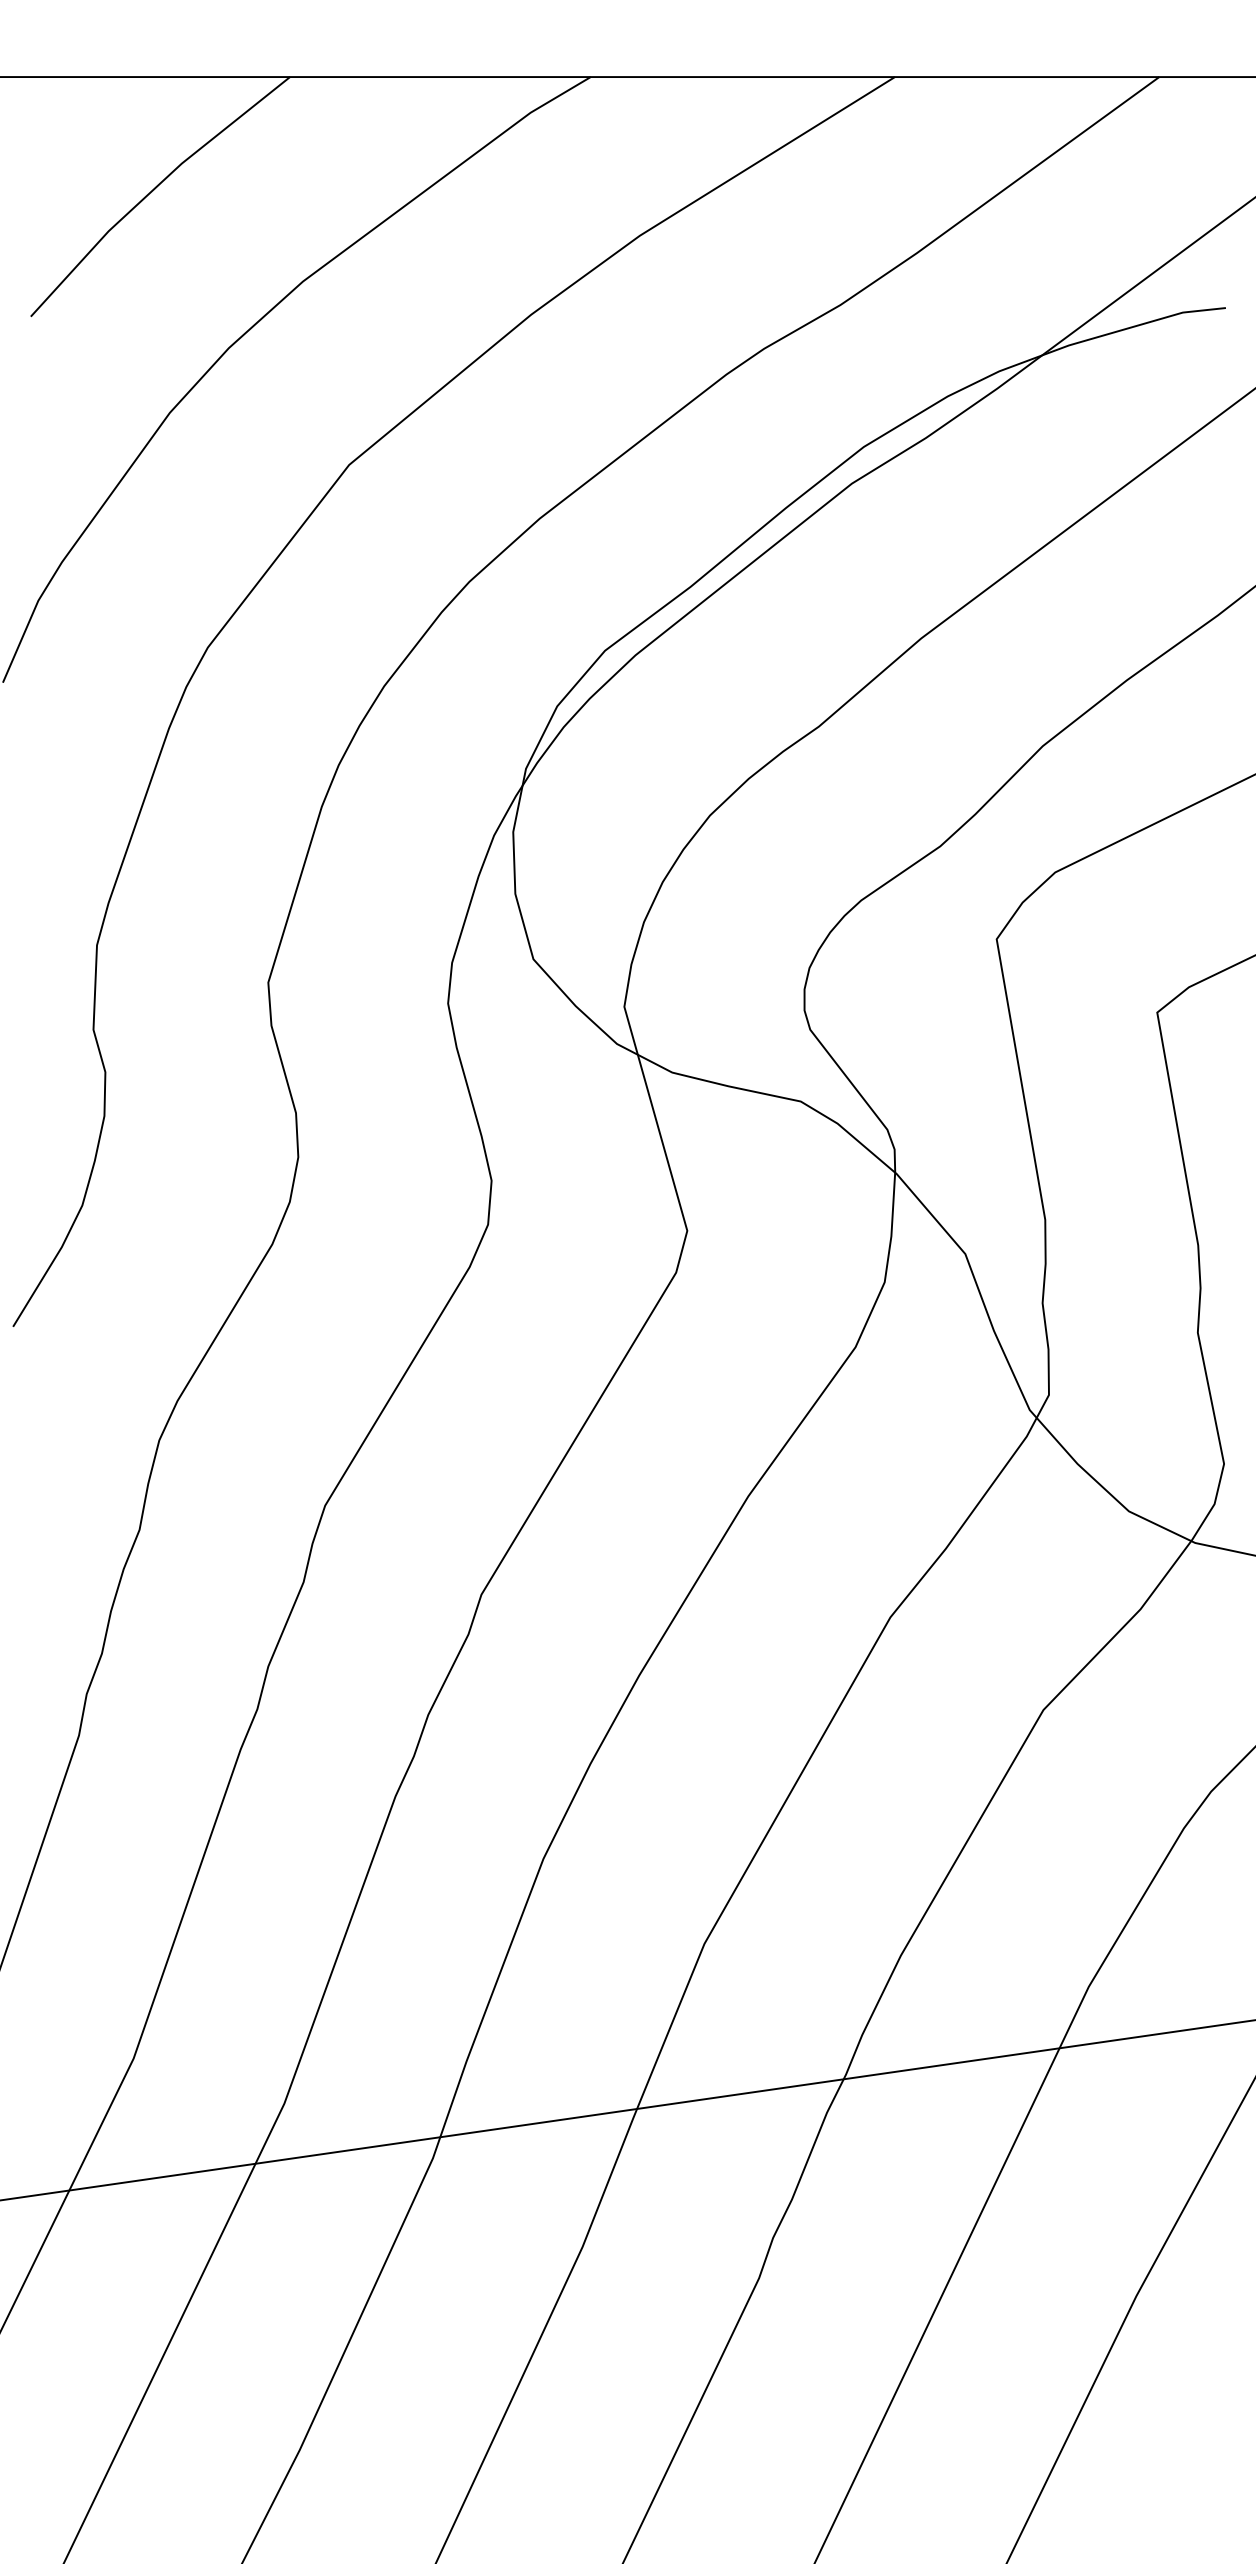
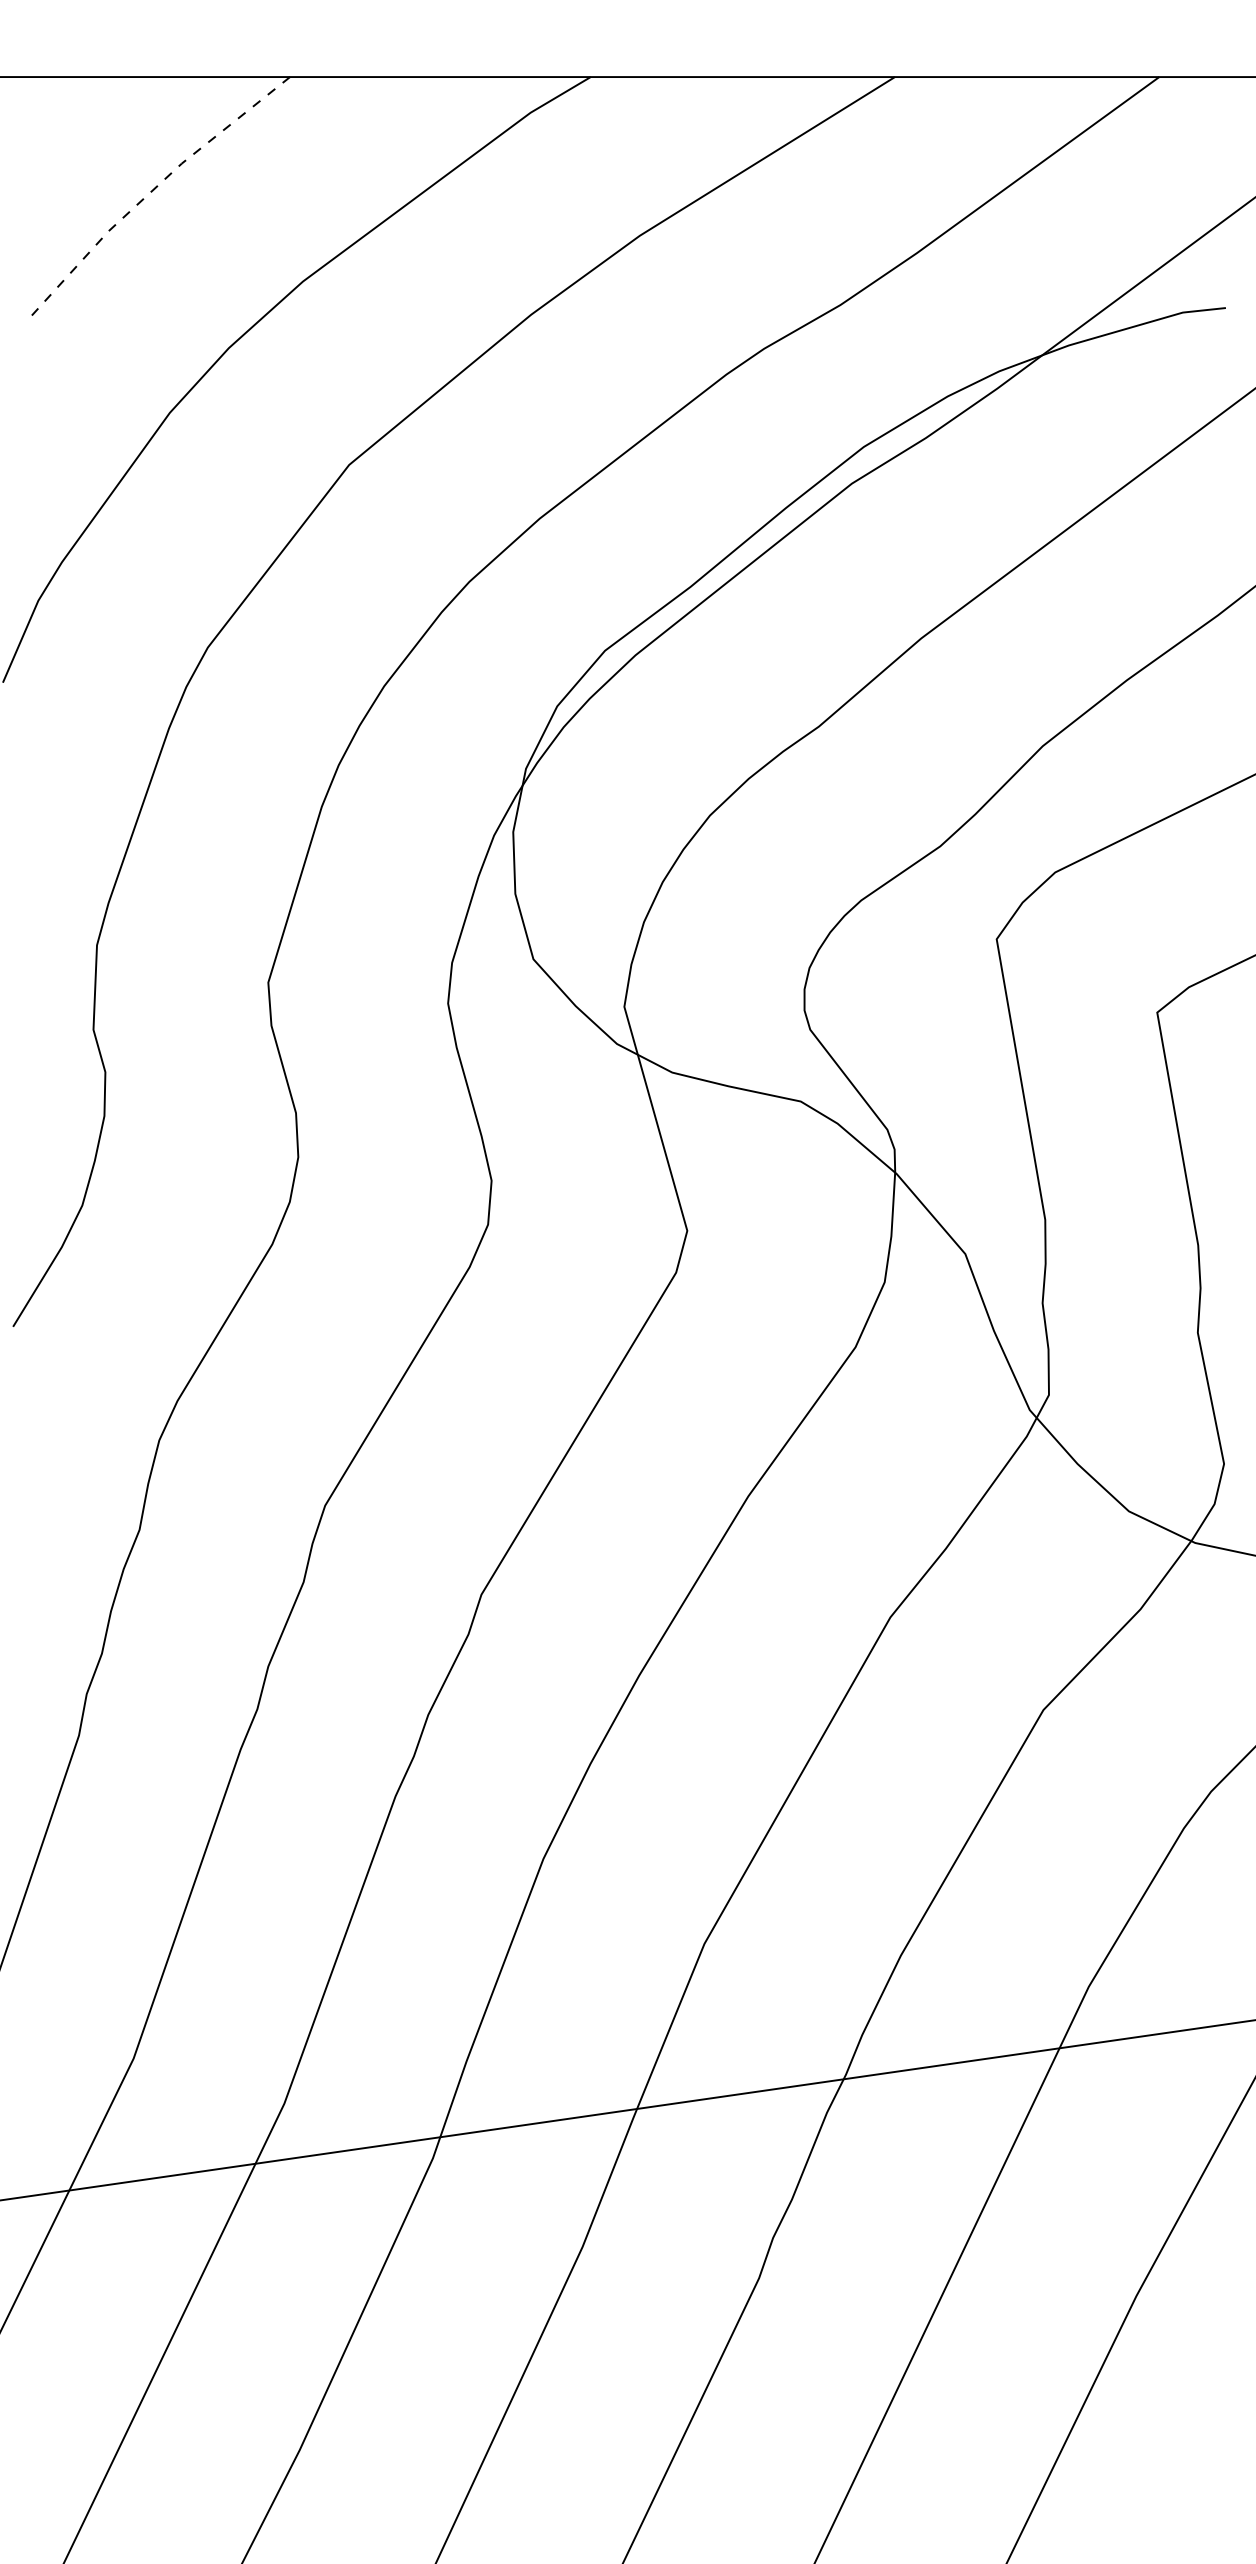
line: solid -> dashed (153, 189)
